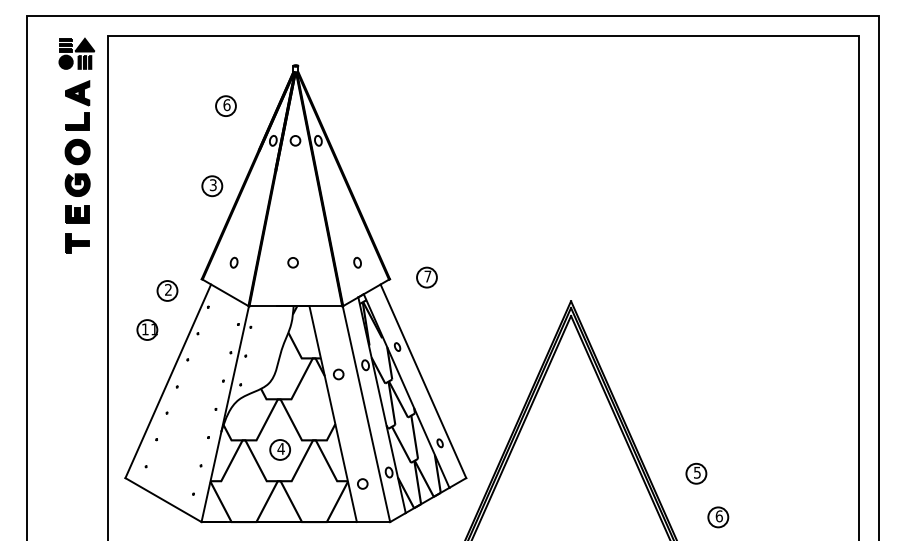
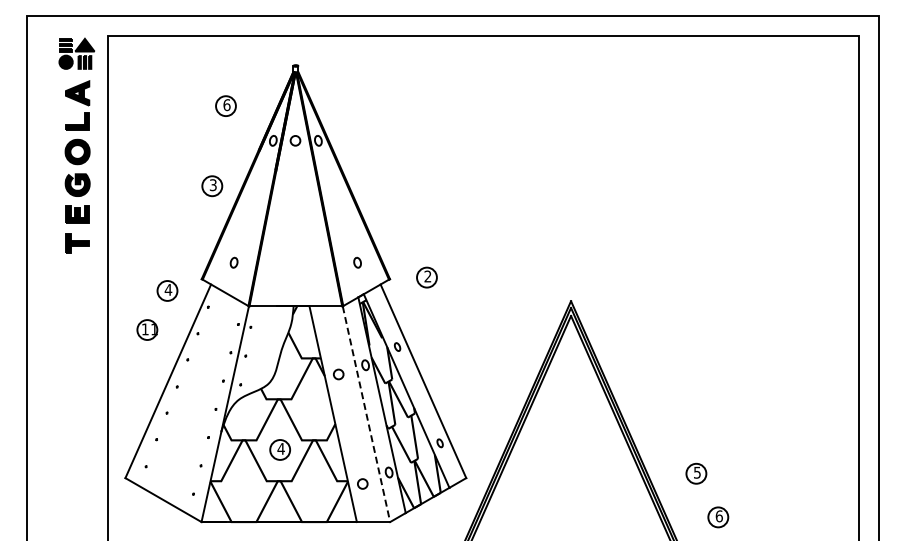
circle: present -> none (292, 262)
text: 7 -> 2 (427, 276)
text: 2 -> 4 (168, 289)
line: solid -> dashed (366, 414)
